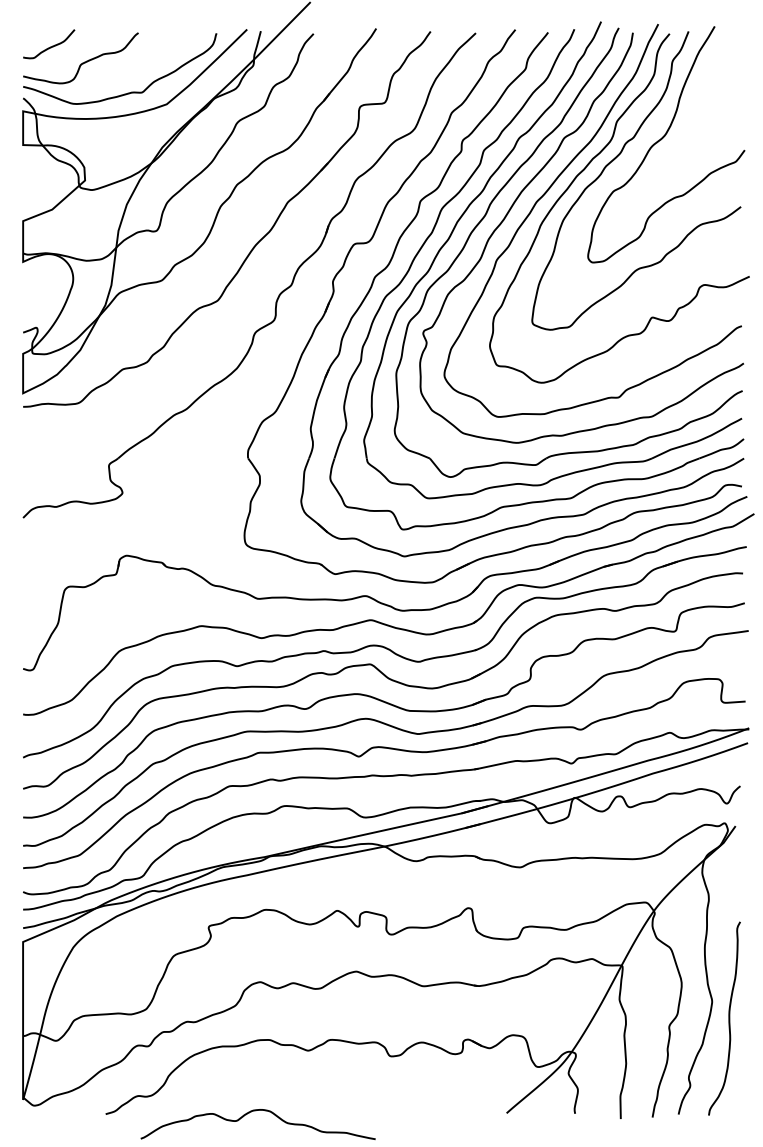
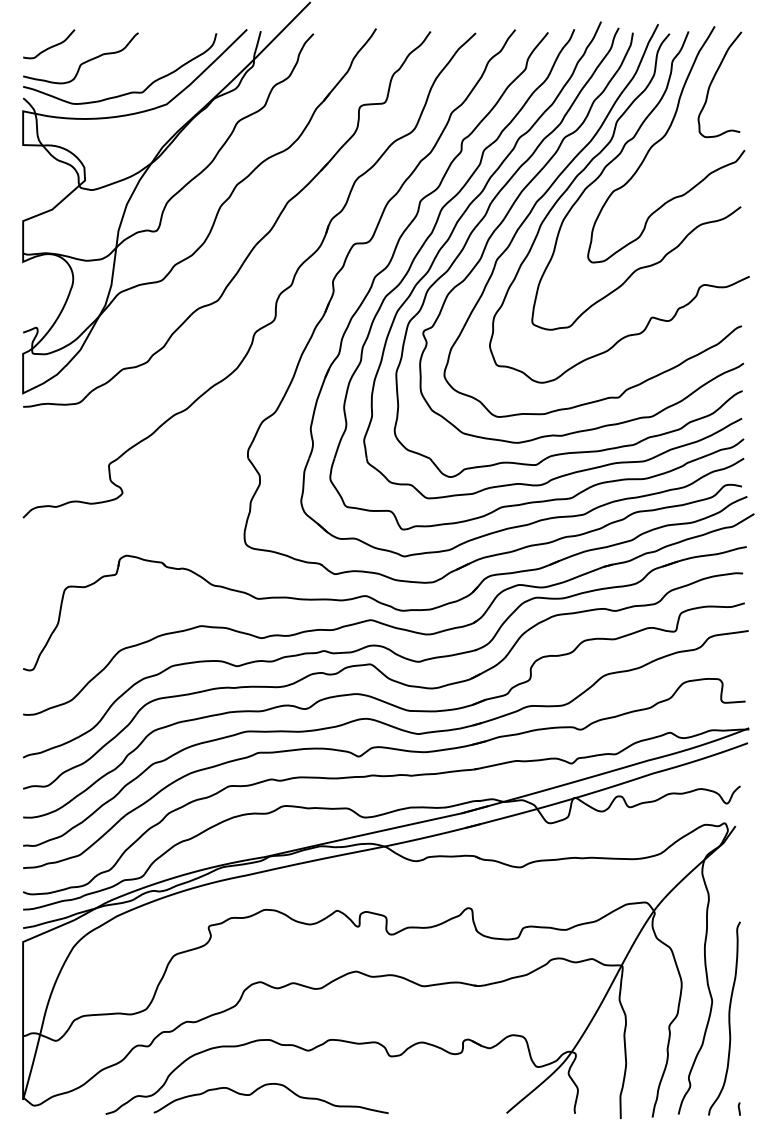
curve: none -> present (713, 80)
curve: none -> present (738, 1108)
curve position: (255, 1111) -> (268, 1085) (268, 1085)
